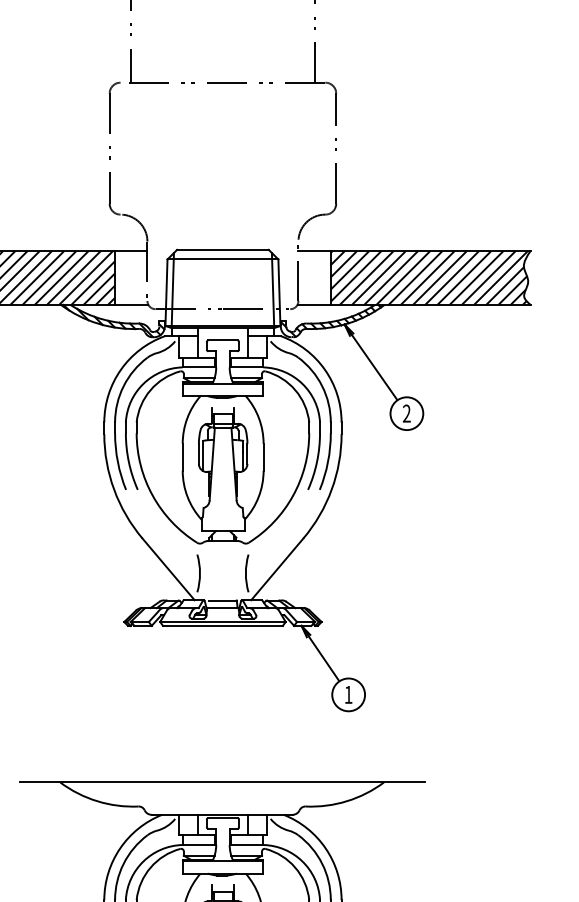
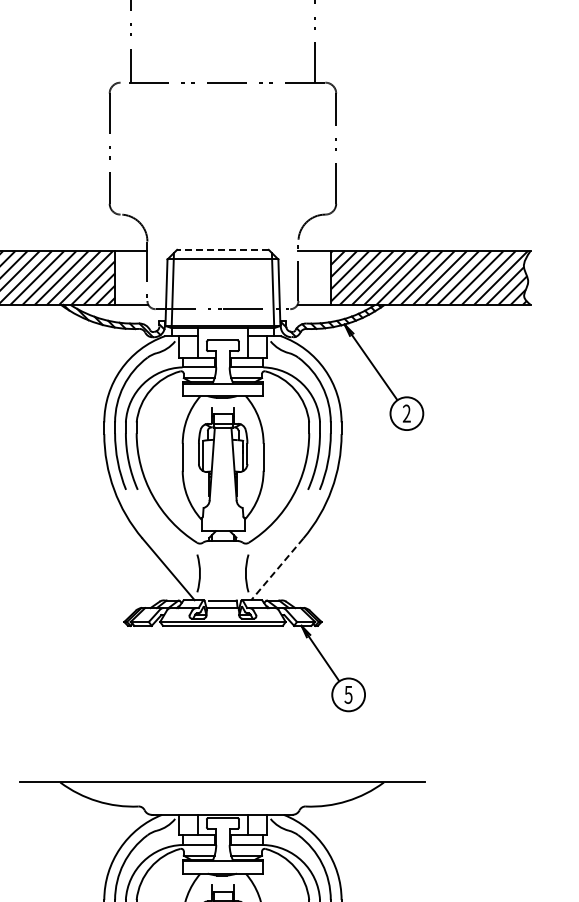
line: solid -> dashed (222, 249)
line: solid -> dashed (276, 569)
text: 1 -> 5 (348, 694)
